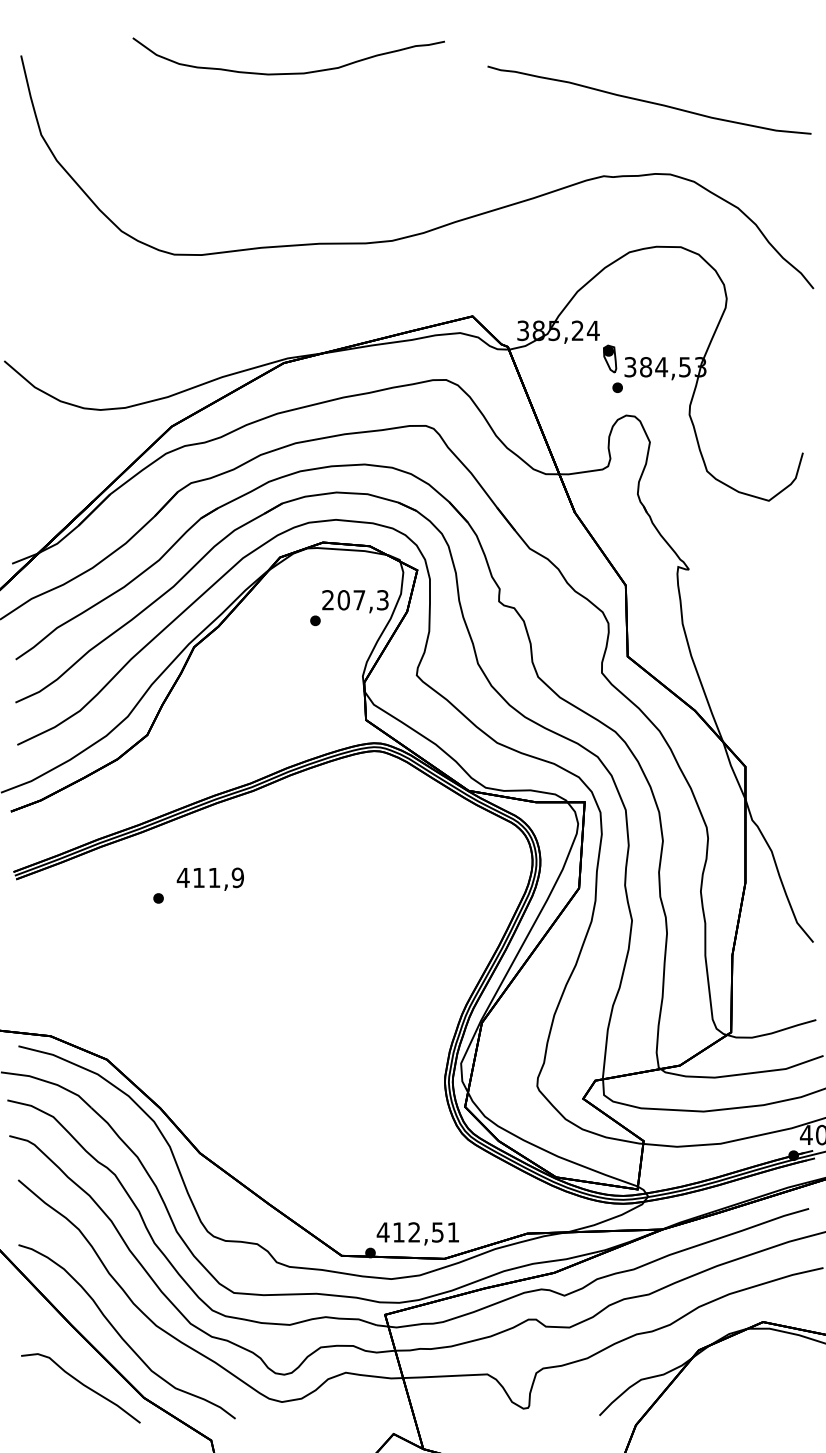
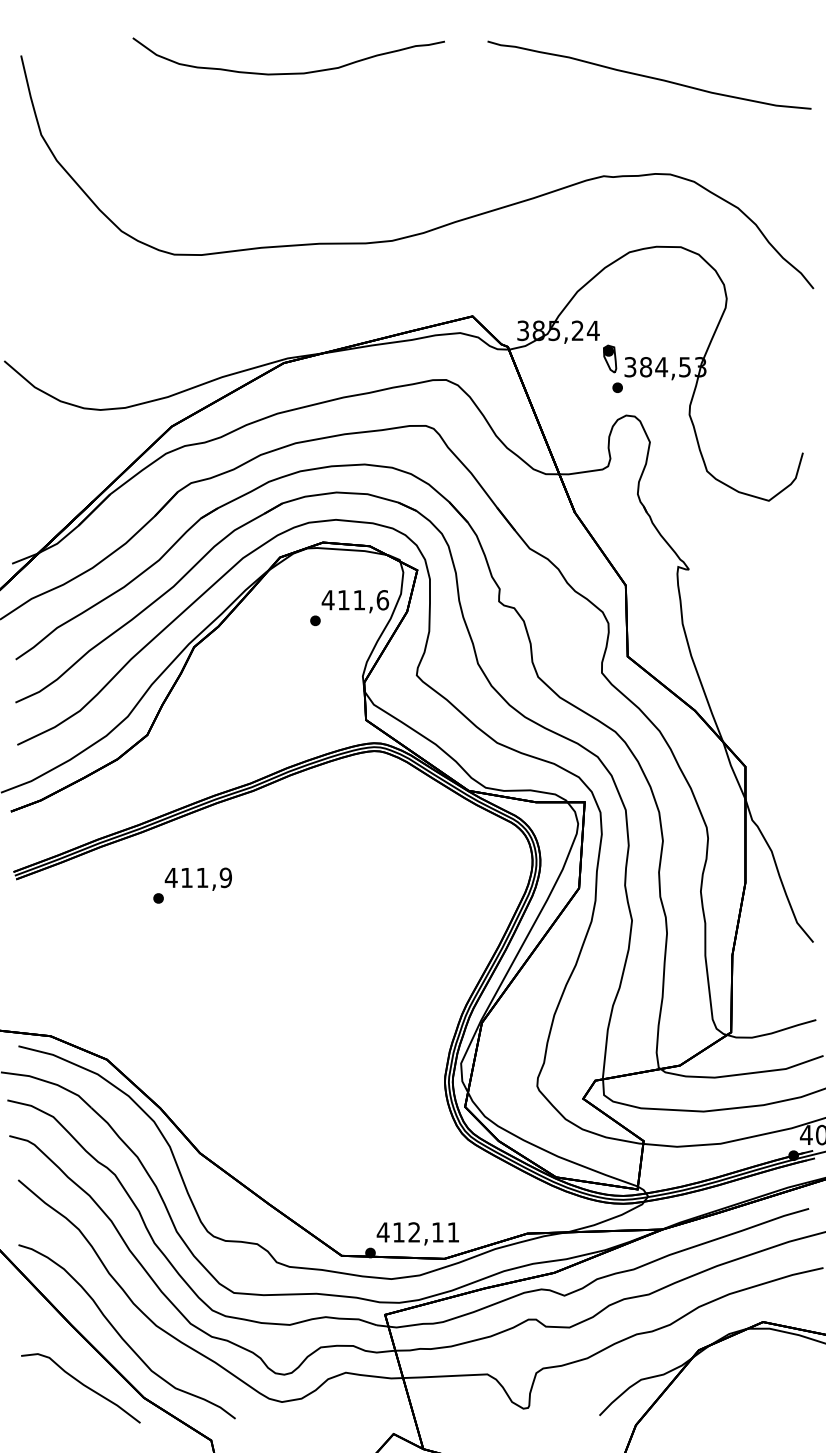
curve position: (649, 101) -> (649, 76) (649, 76)
text: 207,3 -> 411,6 (355, 600)
text position: (209, 878) -> (197, 878) (197, 878)
text: 412,51 -> 412,11 (437, 1232)
